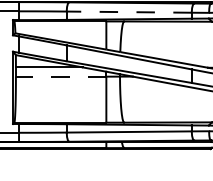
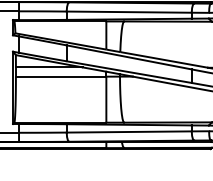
line: dashed -> solid (129, 12)
line: dashed -> solid (60, 76)
